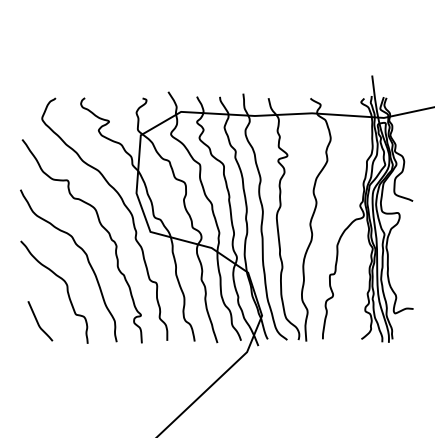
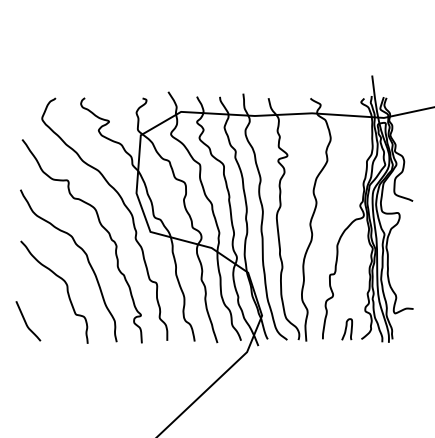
curve position: (38, 321) -> (26, 321) (26, 321)
curve: none -> present (346, 329)
